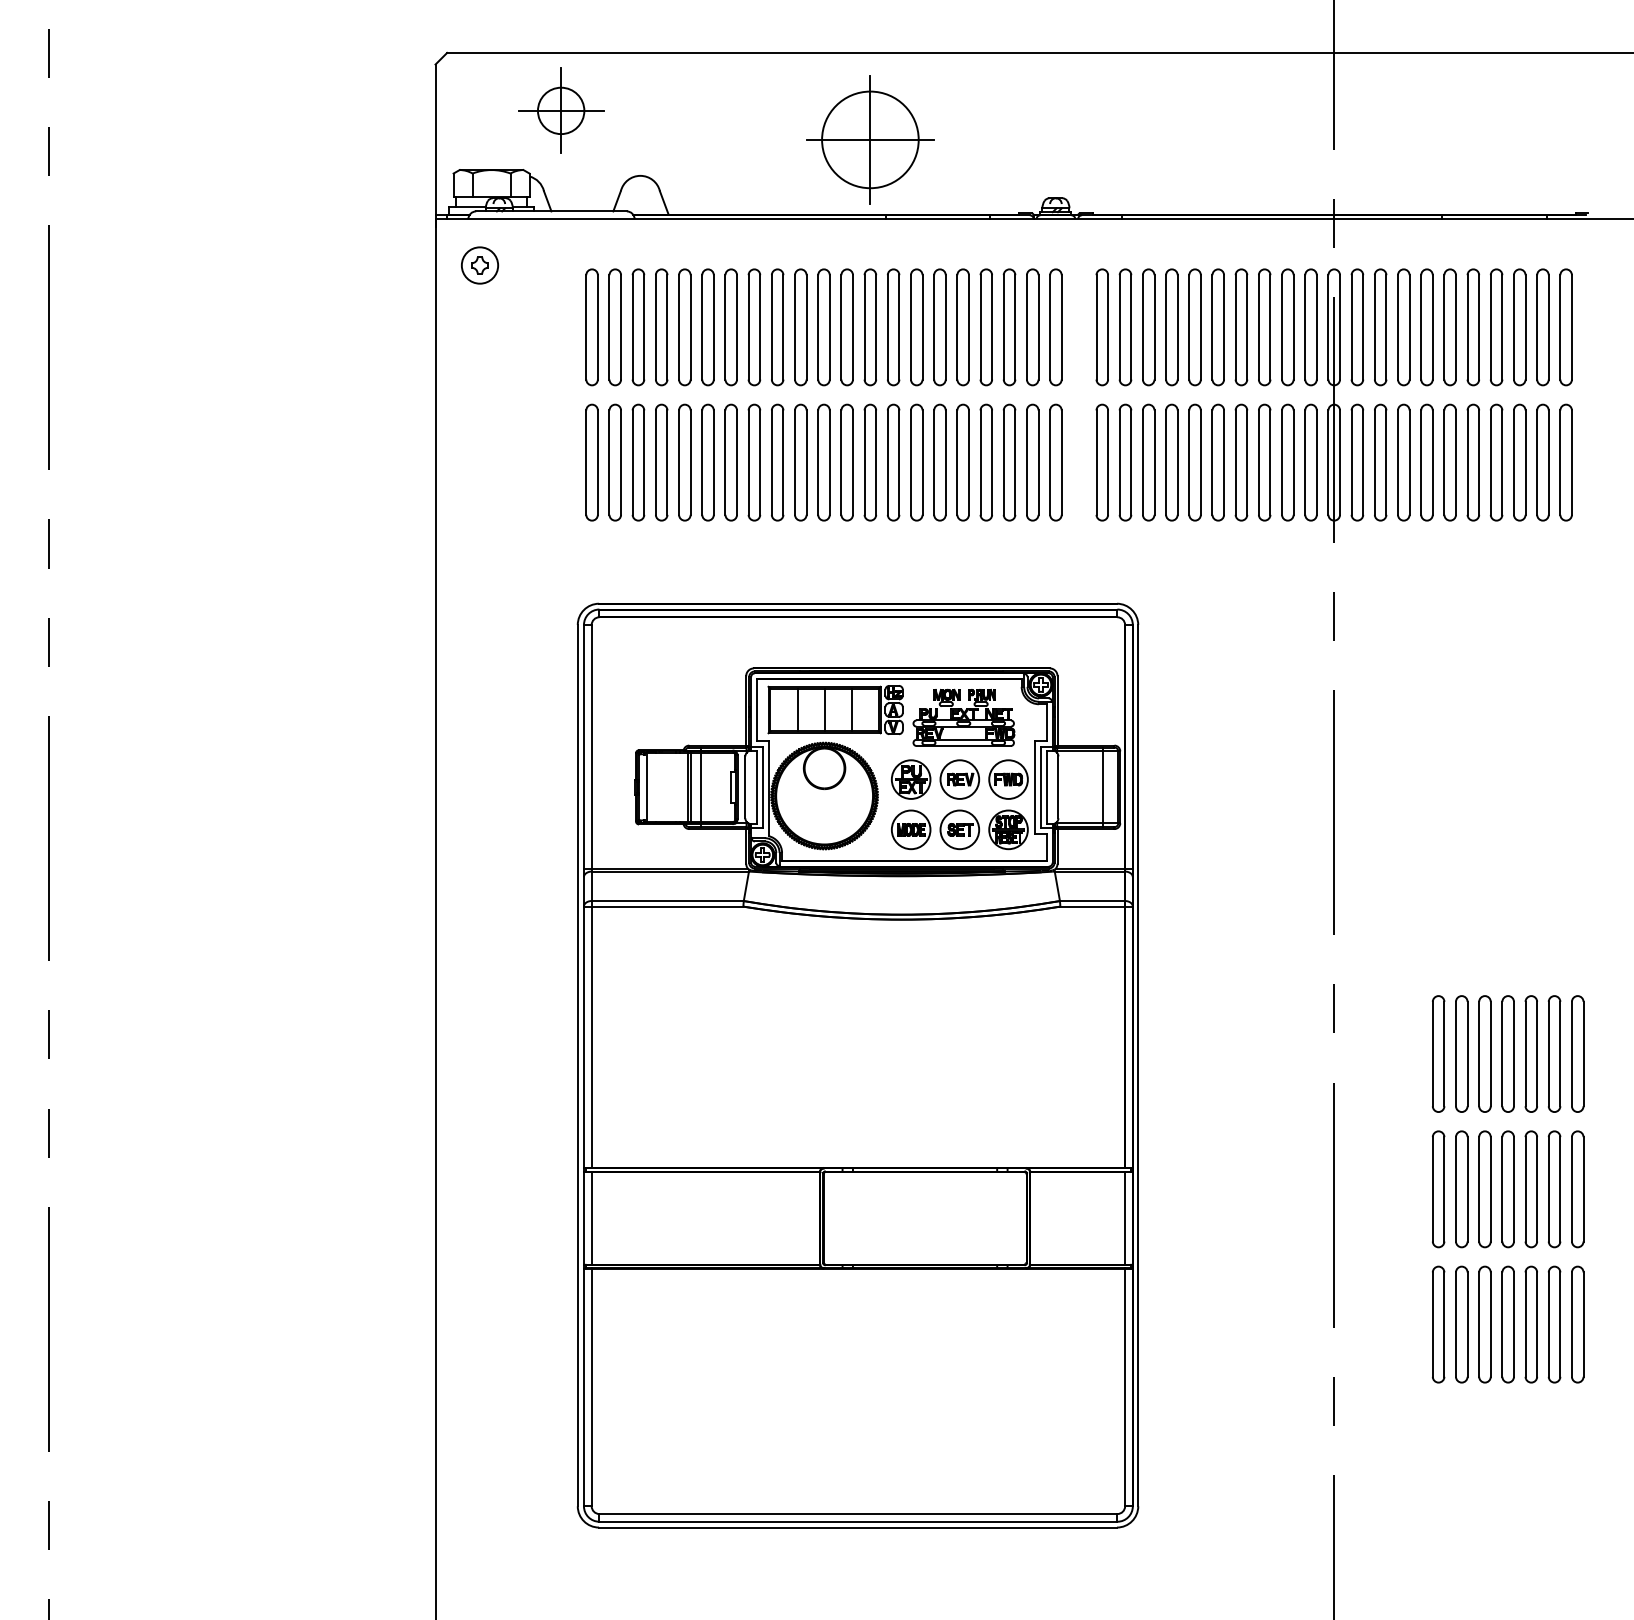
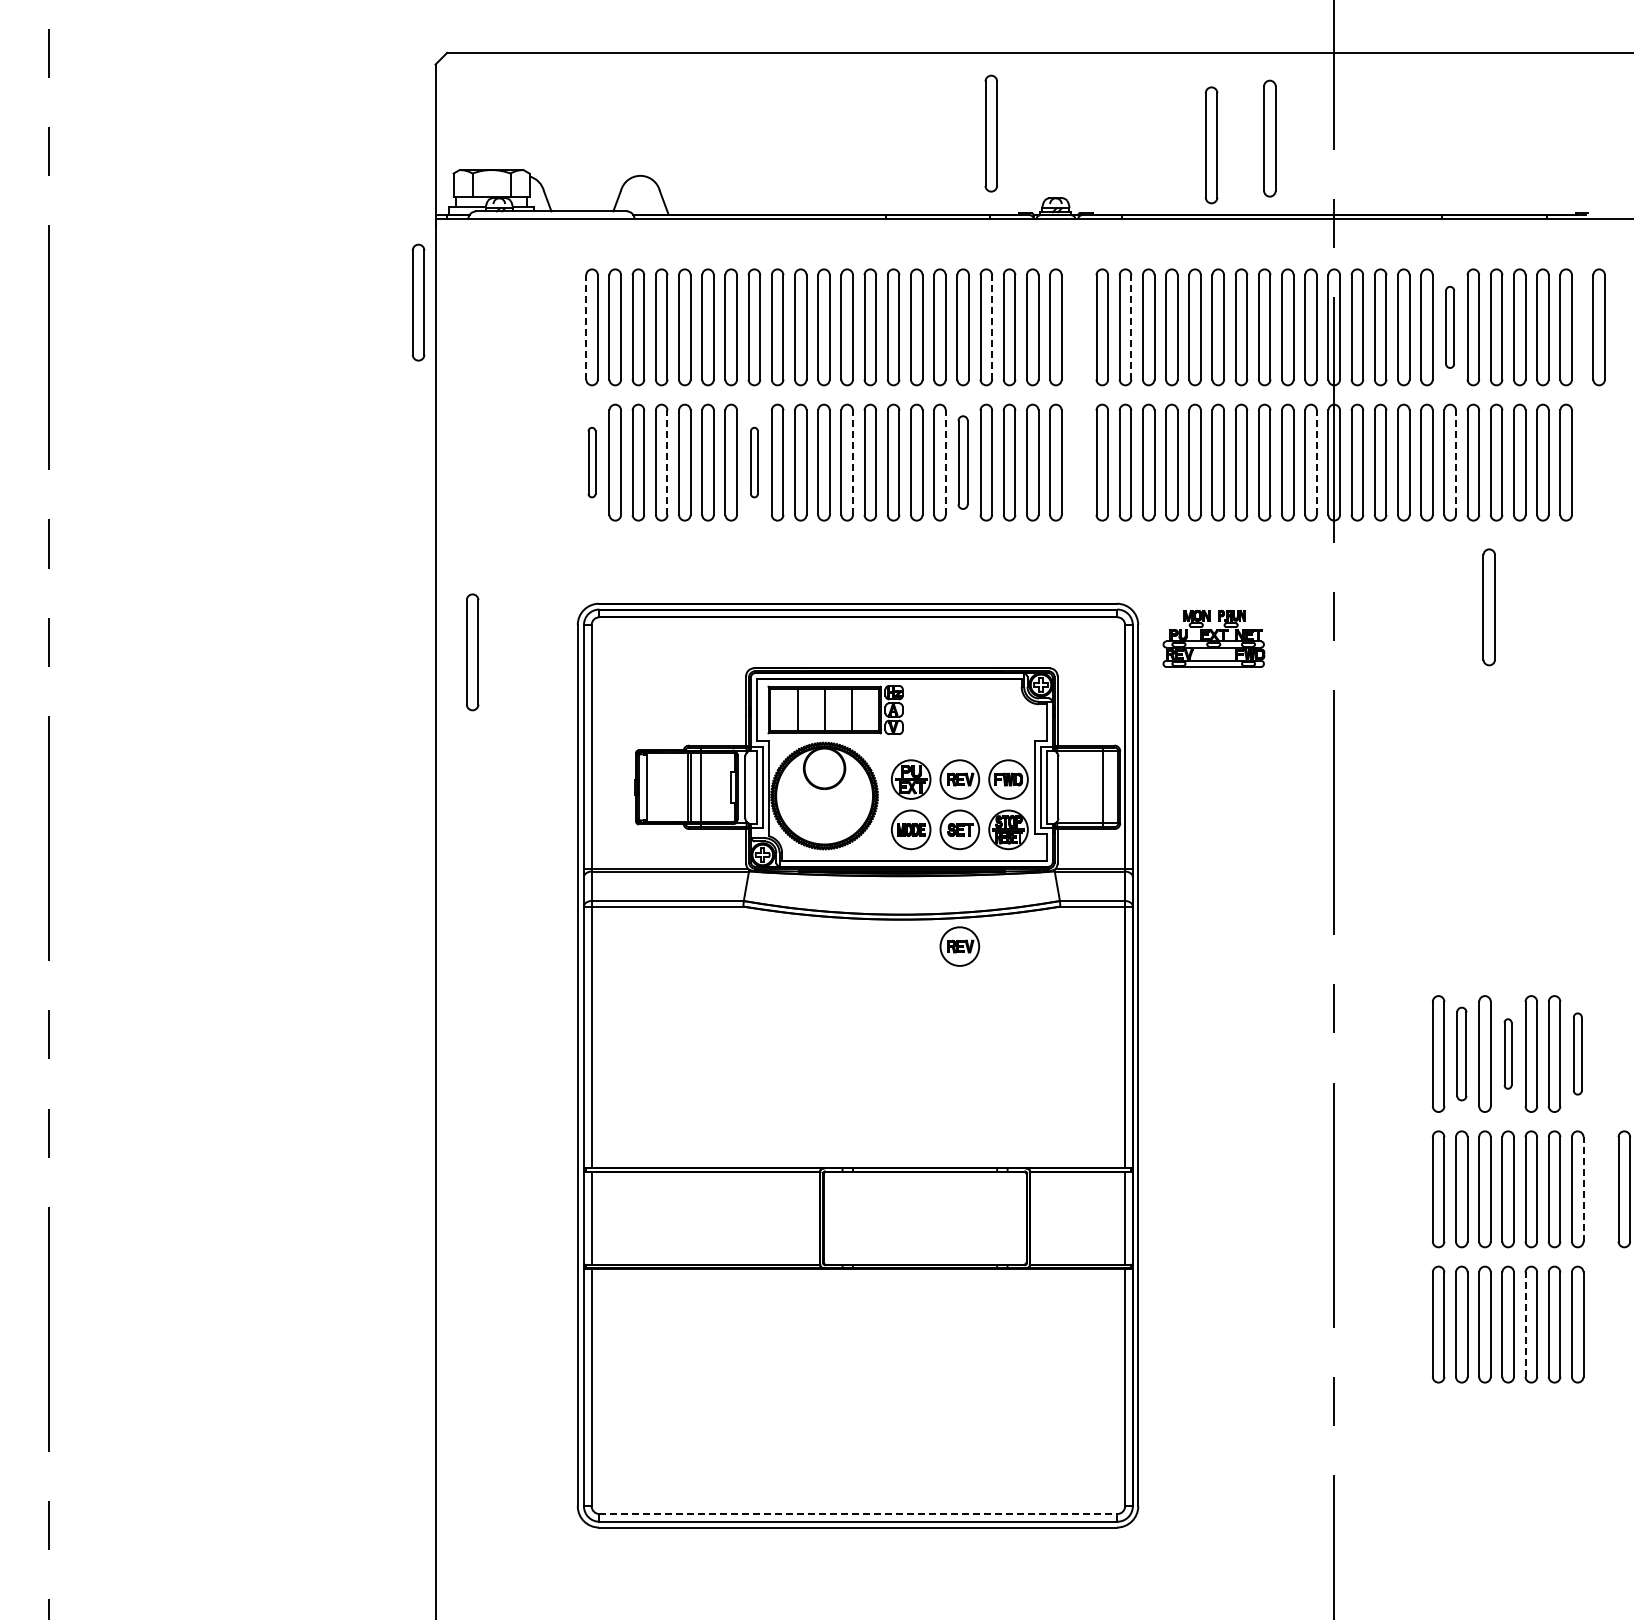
part: present -> none (561, 110)
part: none -> present (990, 133)
part: none -> present (1269, 138)
part: present -> none (870, 139)
part: none -> present (1211, 145)
part: present -> none (480, 265)
part: none -> present (418, 302)
line: solid -> dashed (586, 326)
line: solid -> dashed (992, 326)
line: solid -> dashed (1131, 326)
part size: 14x119 px -> 11x83 px (1450, 327)
part: none -> present (1598, 327)
part size: 14x119 px -> 10x73 px (591, 462)
line: solid -> dashed (667, 462)
part size: 15x119 px -> 9x73 px (754, 462)
line: solid -> dashed (853, 462)
line: solid -> dashed (945, 462)
part size: 14x119 px -> 12x95 px (962, 462)
line: solid -> dashed (1316, 462)
line: solid -> dashed (1455, 462)
part: none -> present (1488, 607)
part: none -> present (472, 652)
part position: (963, 717) -> (1213, 638) (1213, 638)
part: none -> present (959, 946)
part size: 14x118 px -> 12x96 px (1461, 1053)
part size: 14x118 px -> 10x72 px (1507, 1053)
part size: 14x118 px -> 10x84 px (1577, 1053)
line: solid -> dashed (1583, 1188)
part: none -> present (1623, 1189)
line: solid -> dashed (1525, 1324)
line: solid -> dashed (858, 1514)
